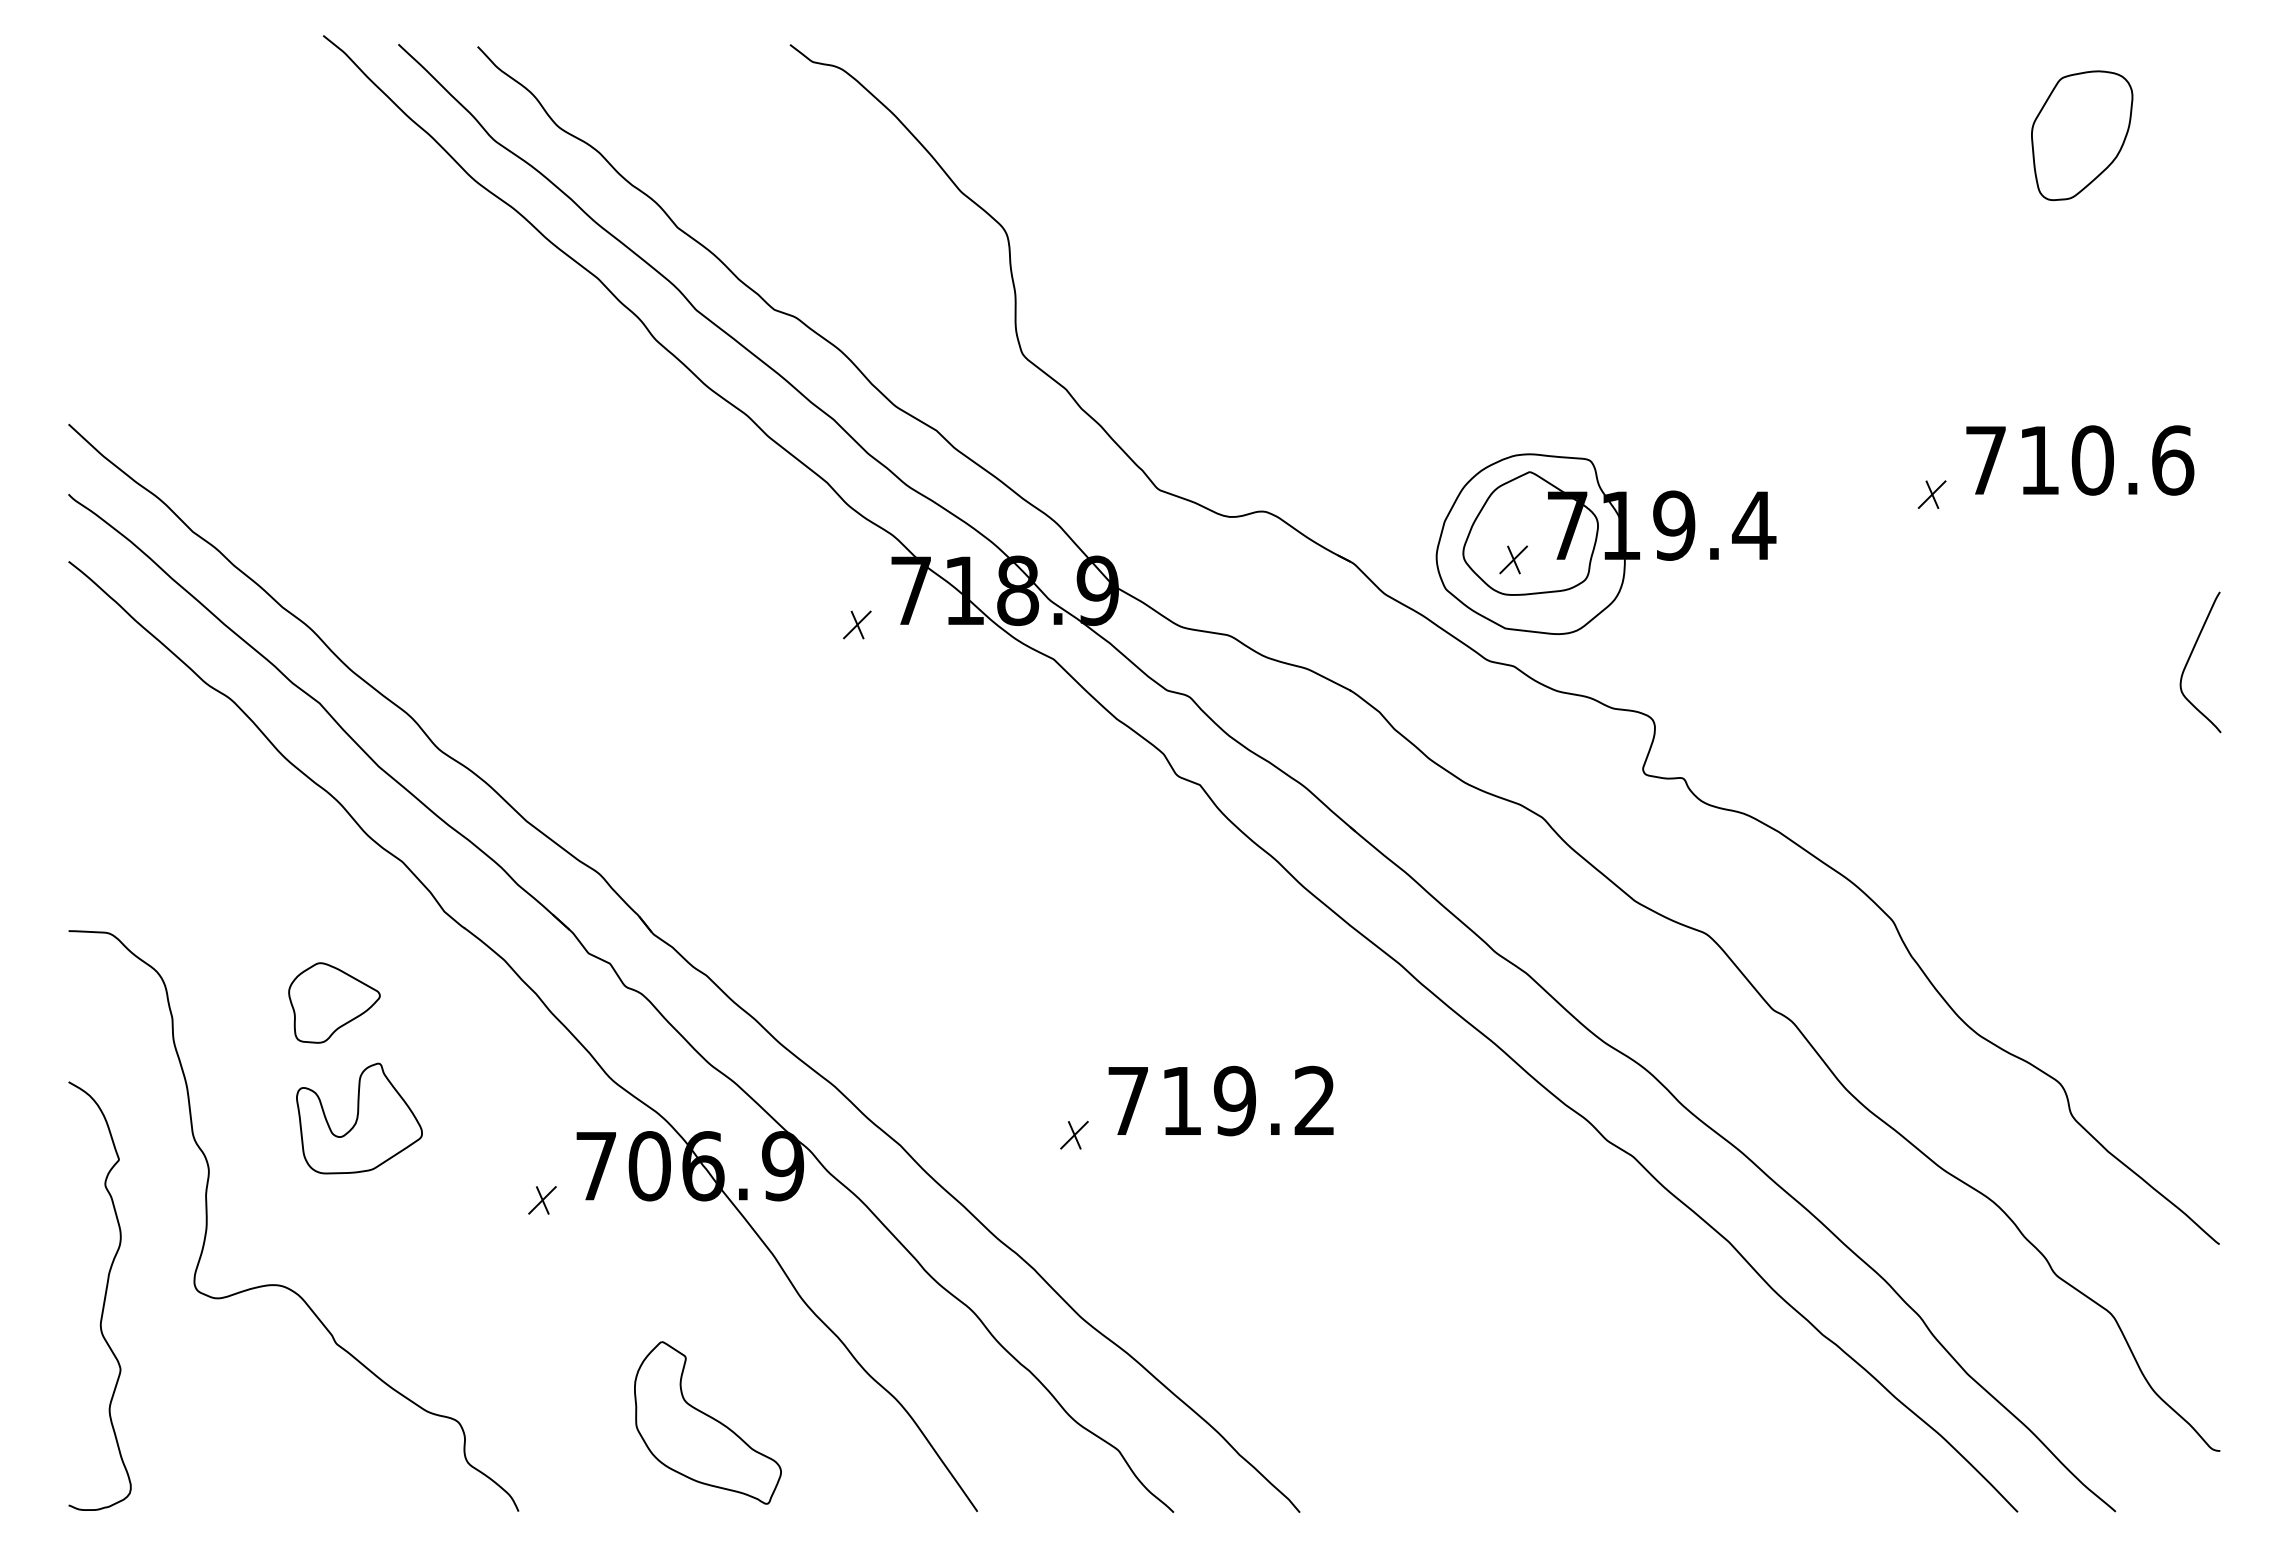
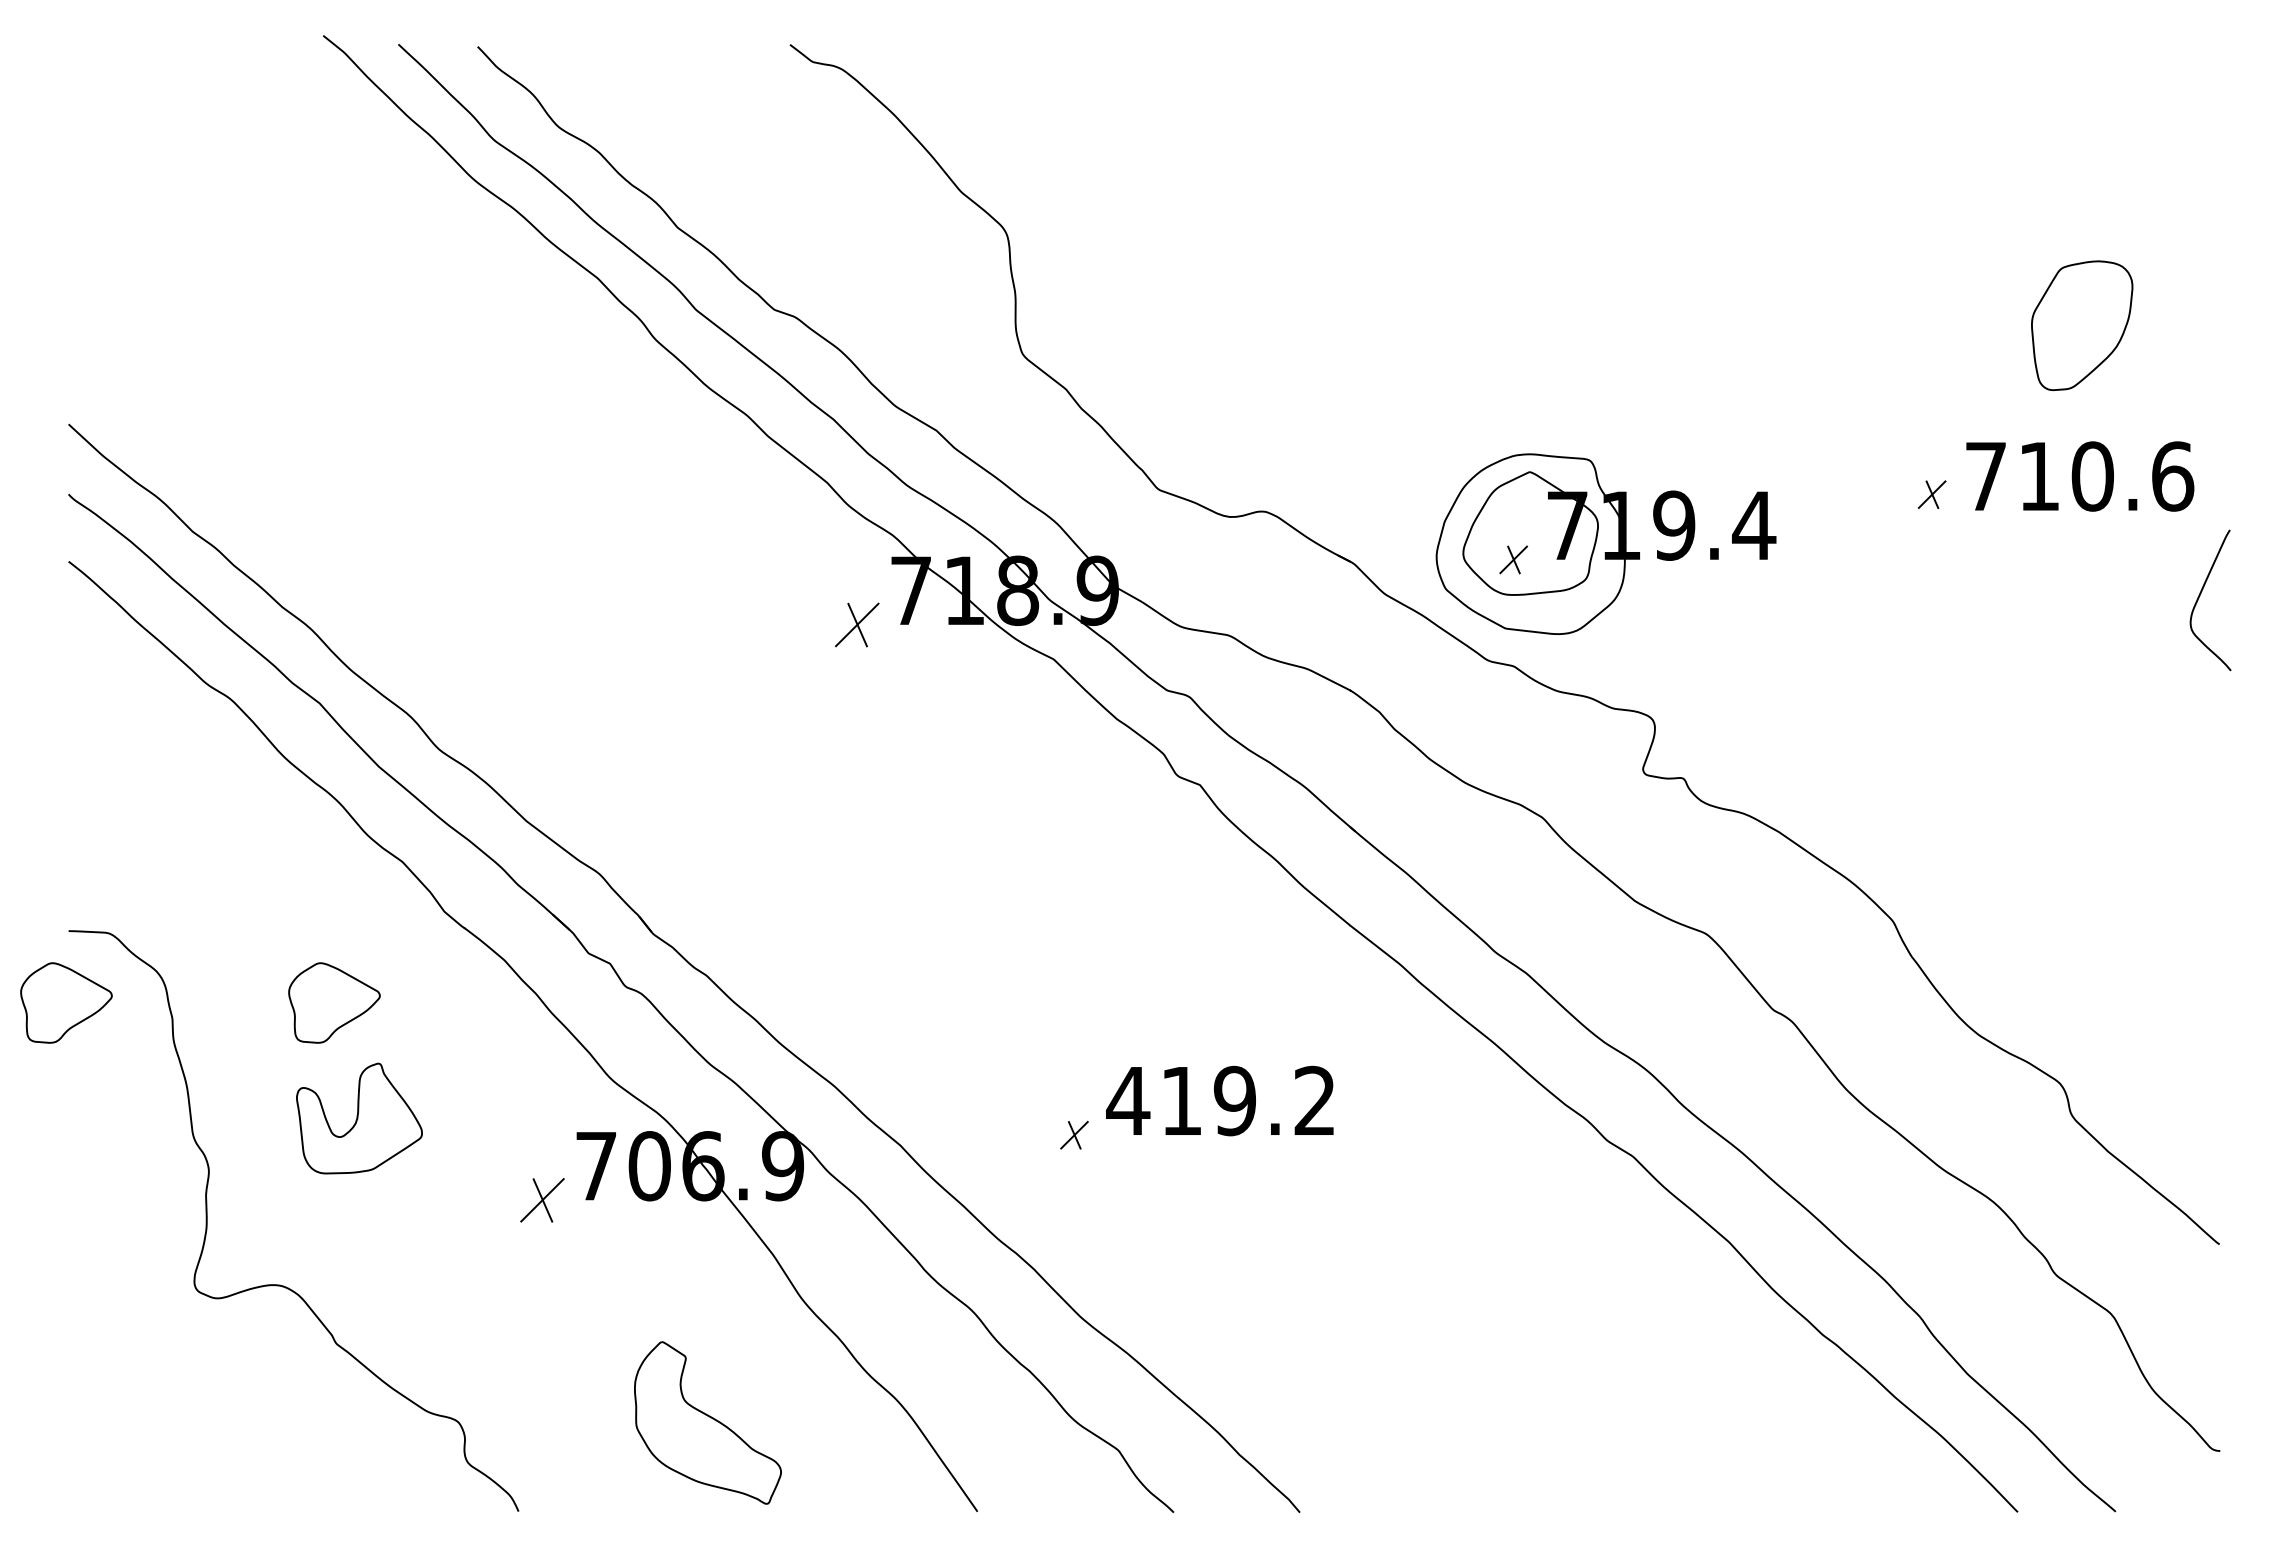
part position: (2082, 135) -> (2082, 325) (2082, 325)
text position: (2080, 460) -> (2080, 476) (2080, 476)
part size: 29x30 px -> 45x46 px (857, 624)
curve position: (2190, 658) -> (2200, 596) (2200, 596)
part: none -> present (66, 1002)
text: 719.2 -> 419.2 (1128, 1100)
part size: 29x29 px -> 45x45 px (542, 1200)
curve: present -> none (104, 1295)
